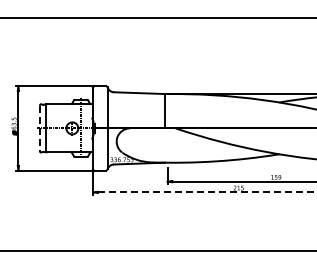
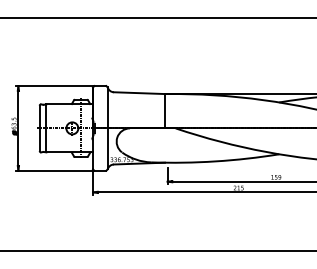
line: dashed -> solid (39, 128)
line: dashed -> solid (207, 192)
